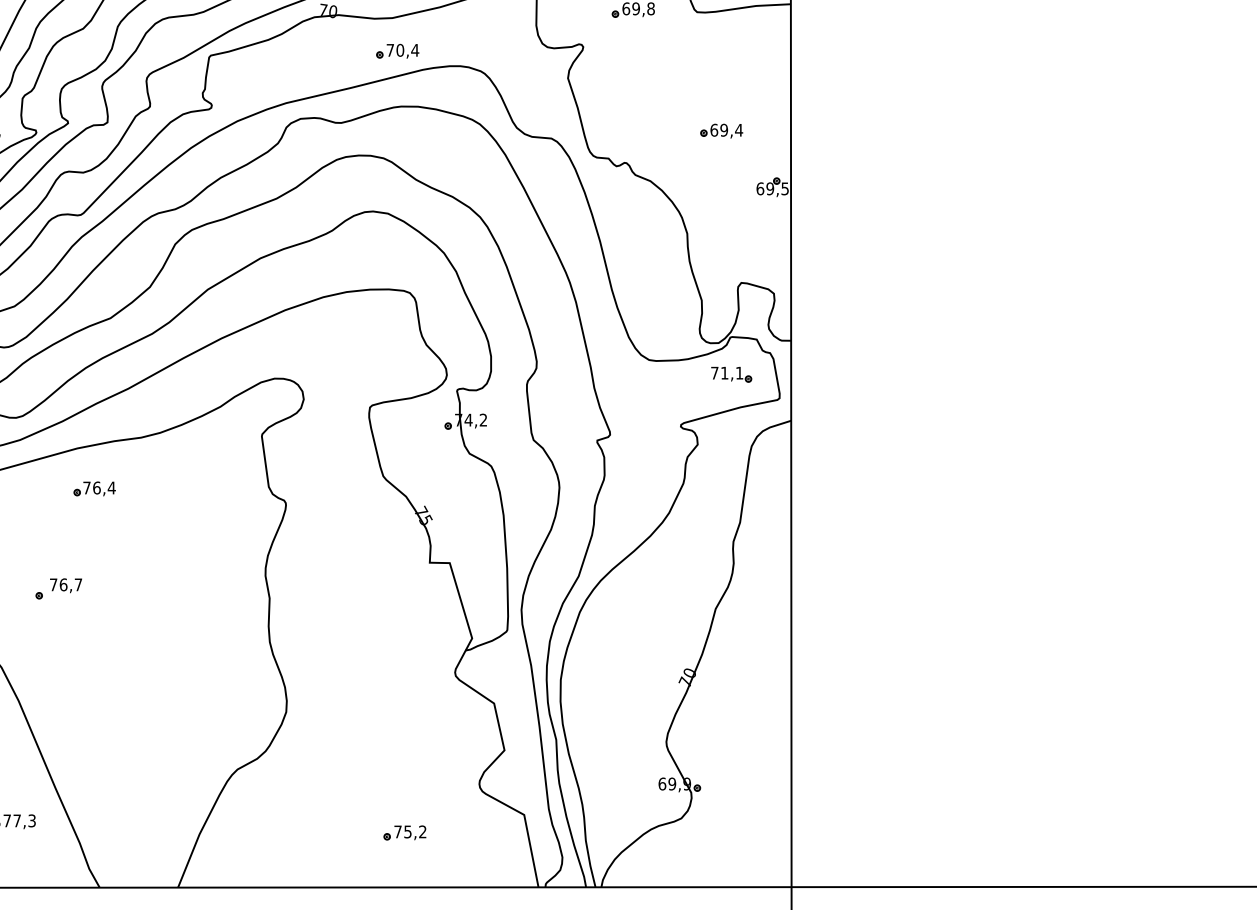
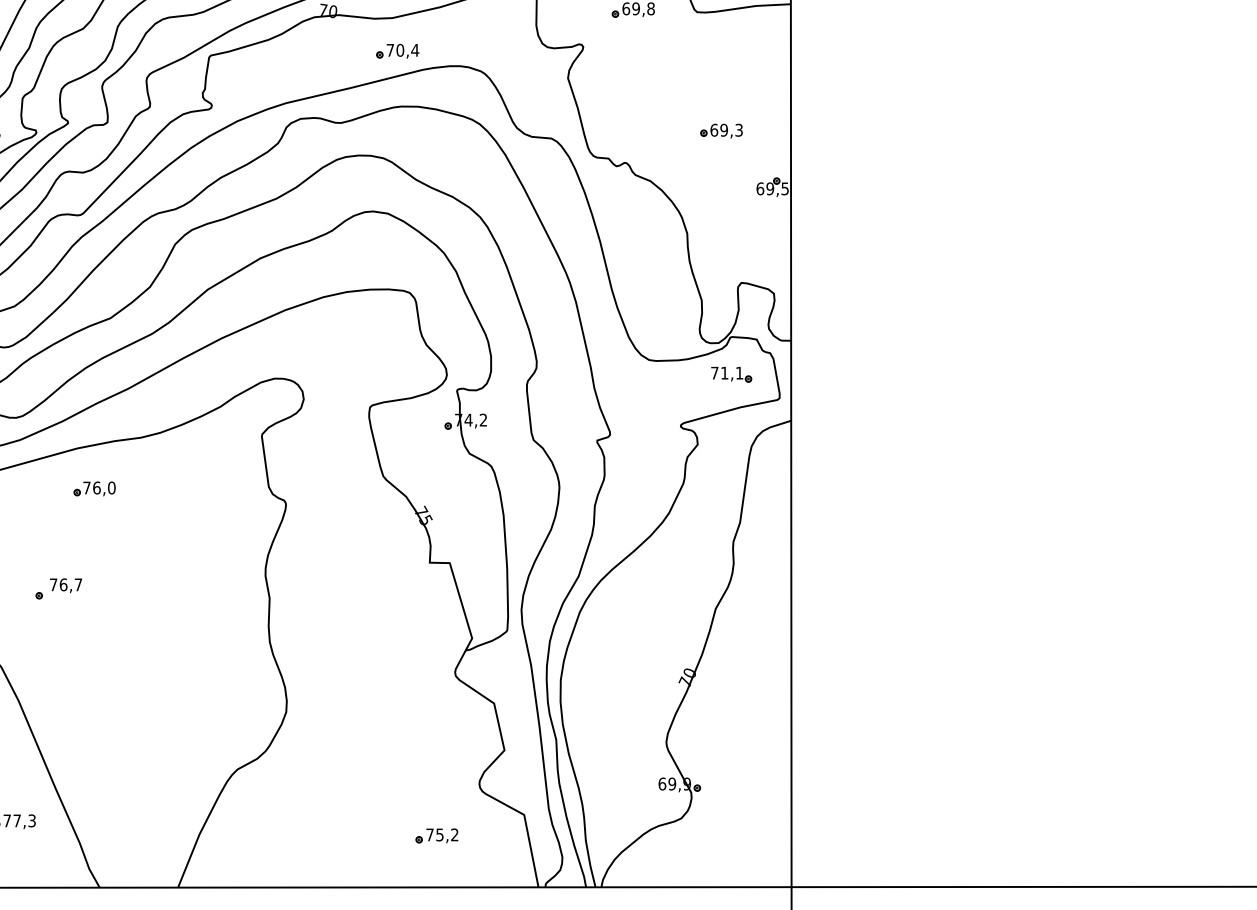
text: 69,4 -> 69,3 (739, 129)
text: 76,4 -> 76,0 (111, 487)
part position: (404, 832) -> (436, 835) (436, 835)
